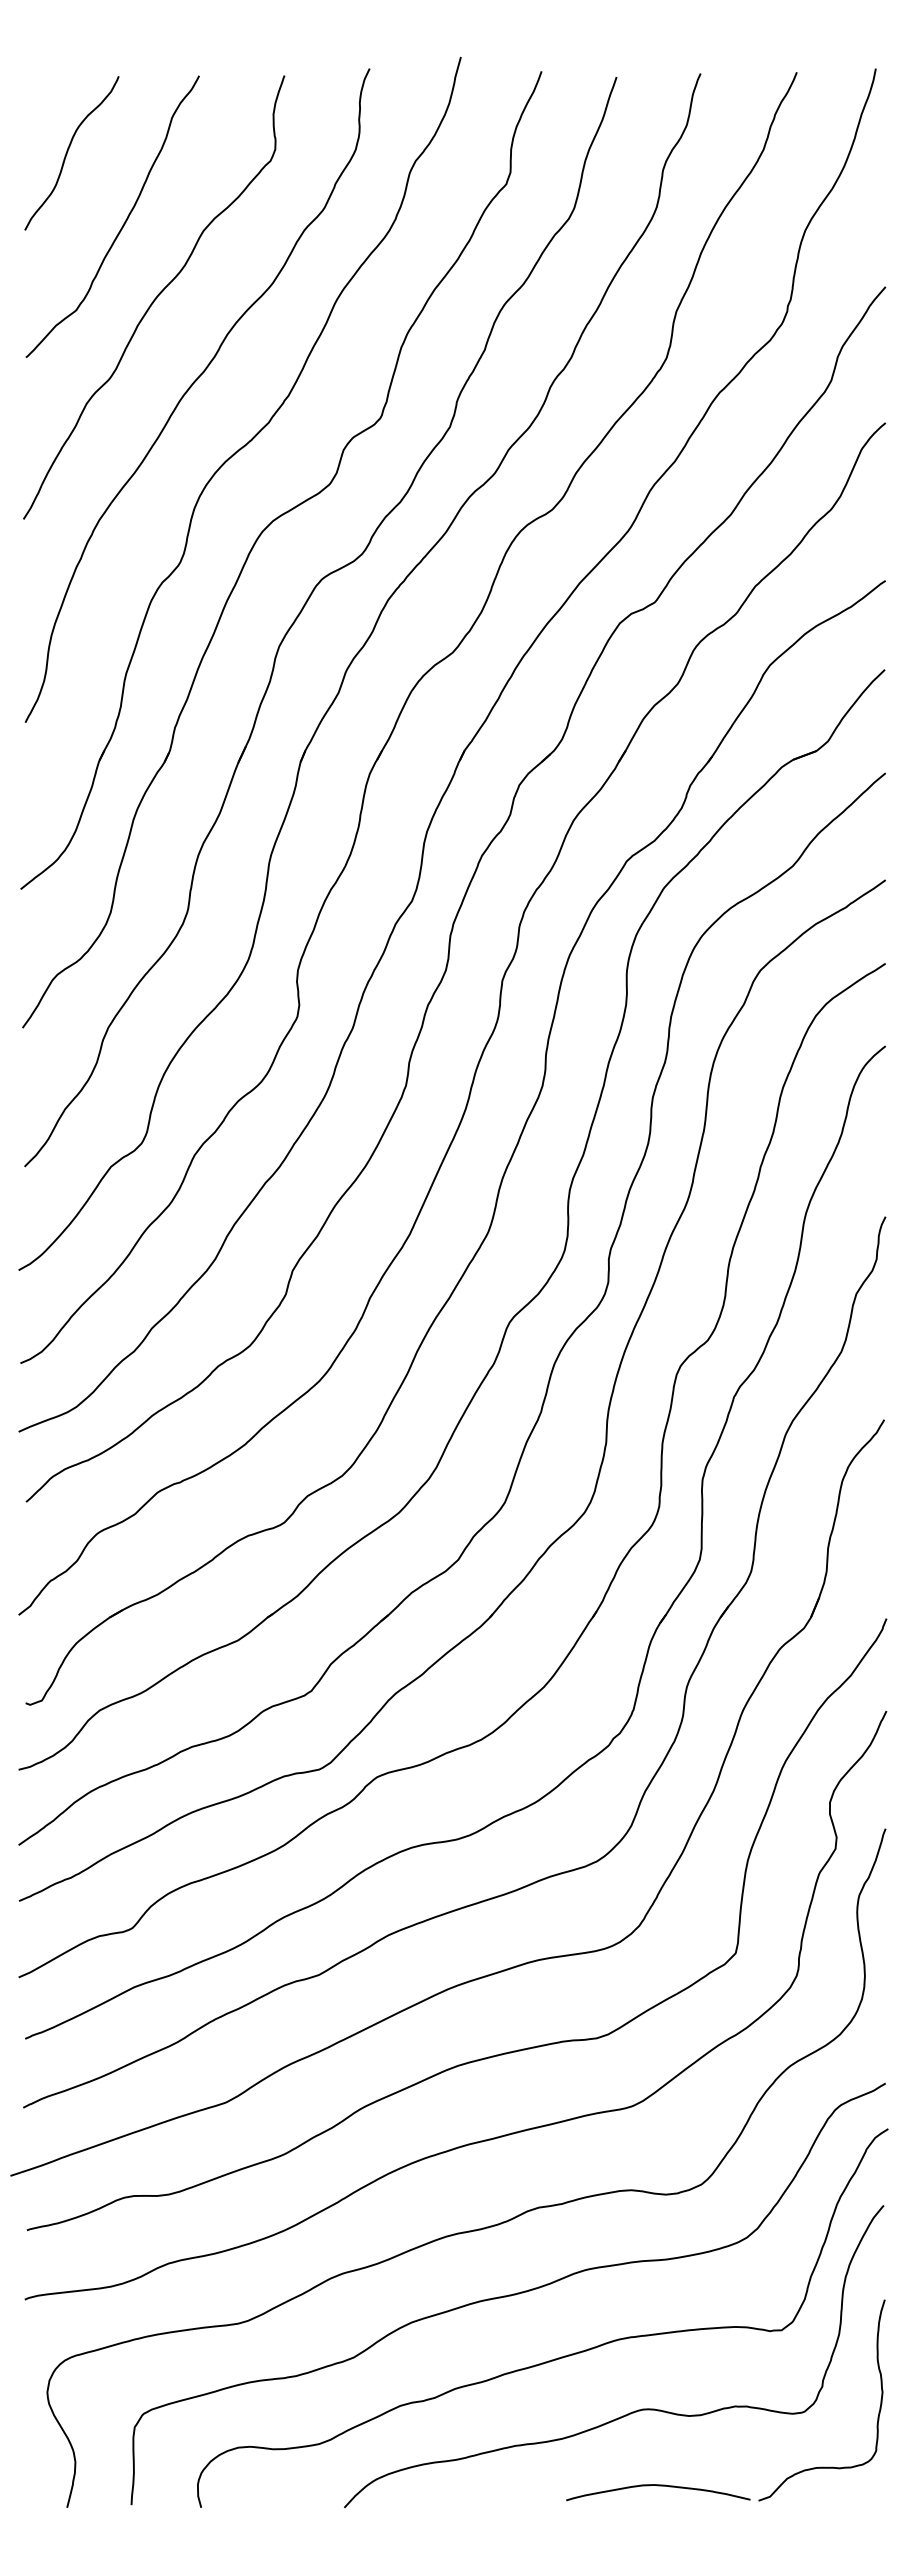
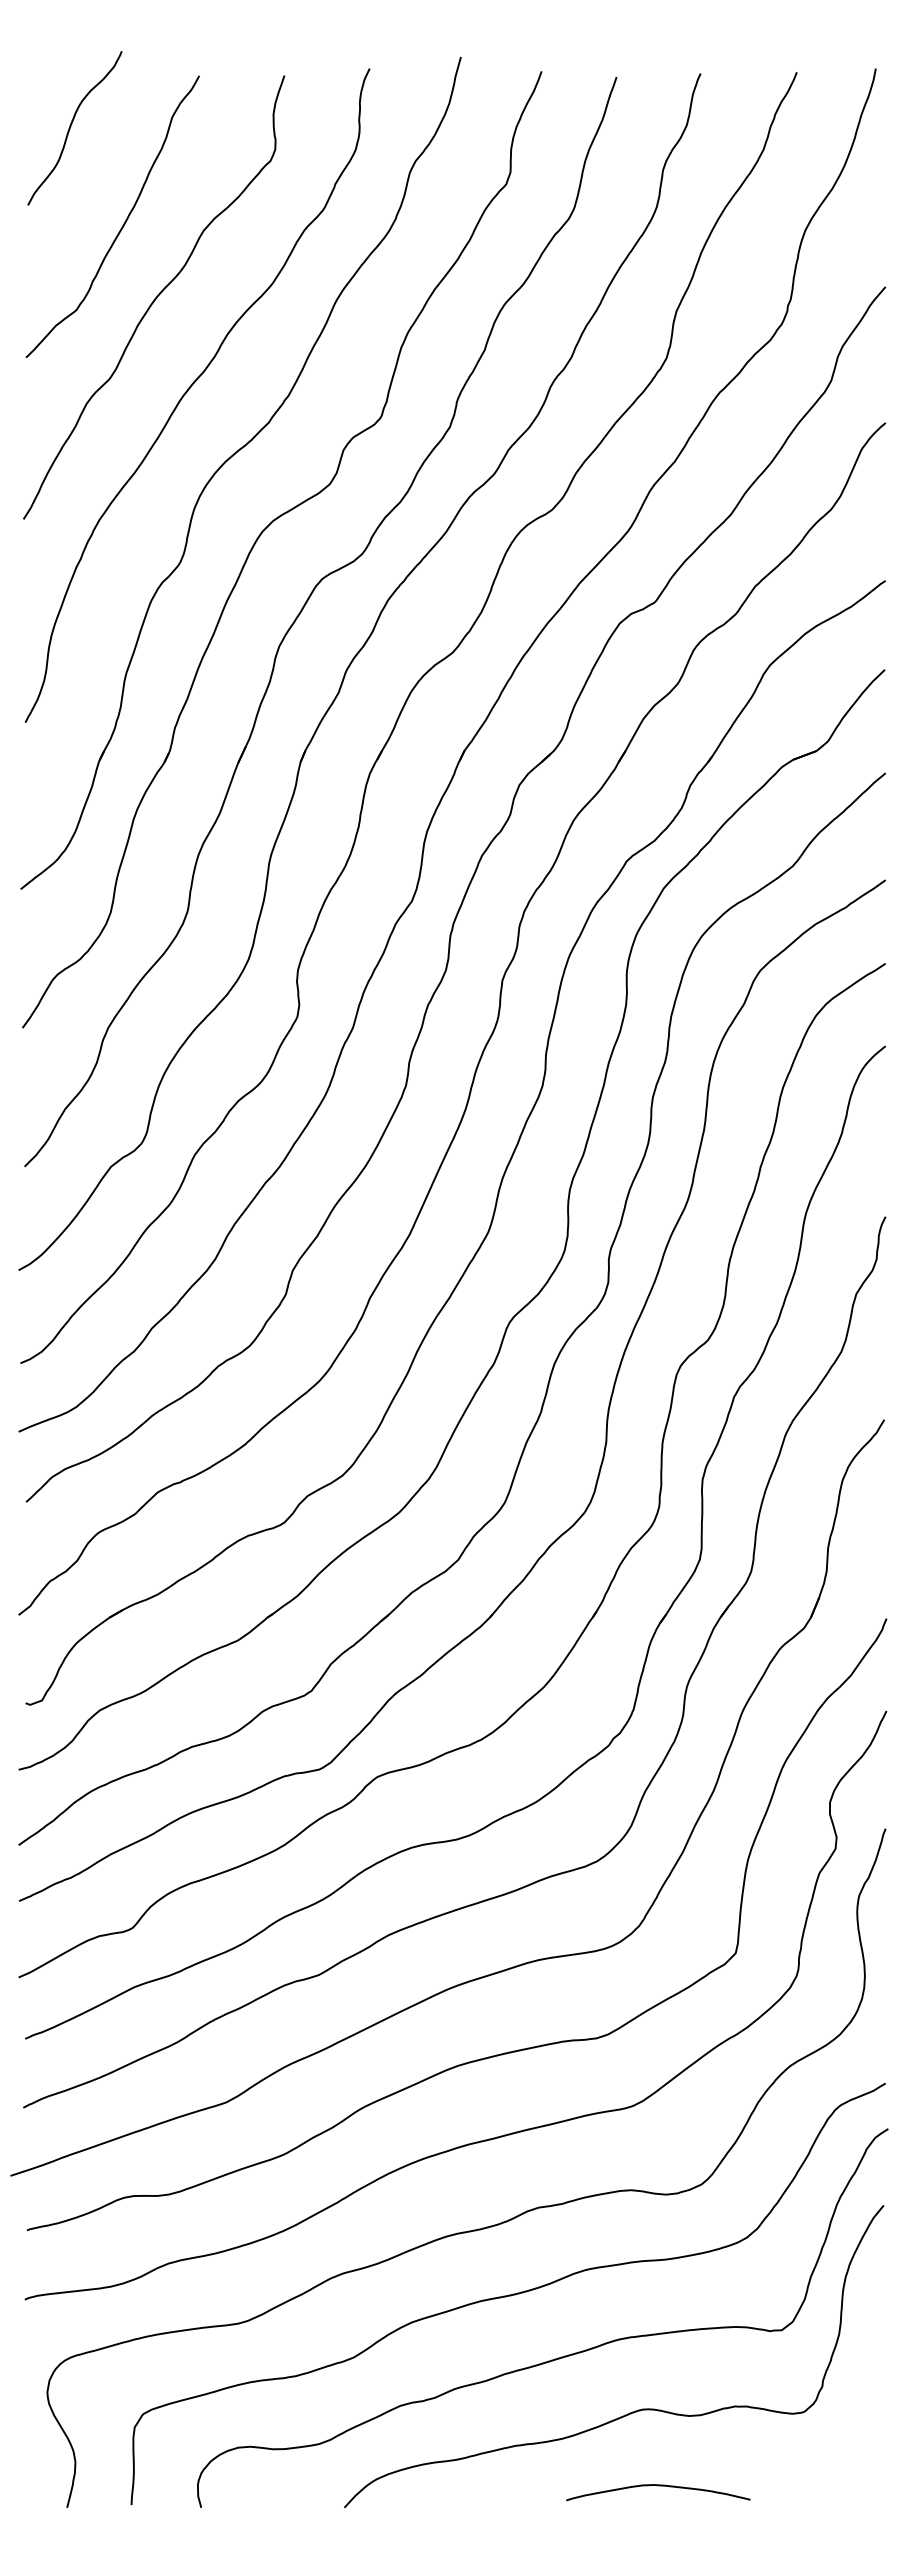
curve position: (68, 151) -> (71, 126) (71, 126)
curve: present -> none (877, 2416)
